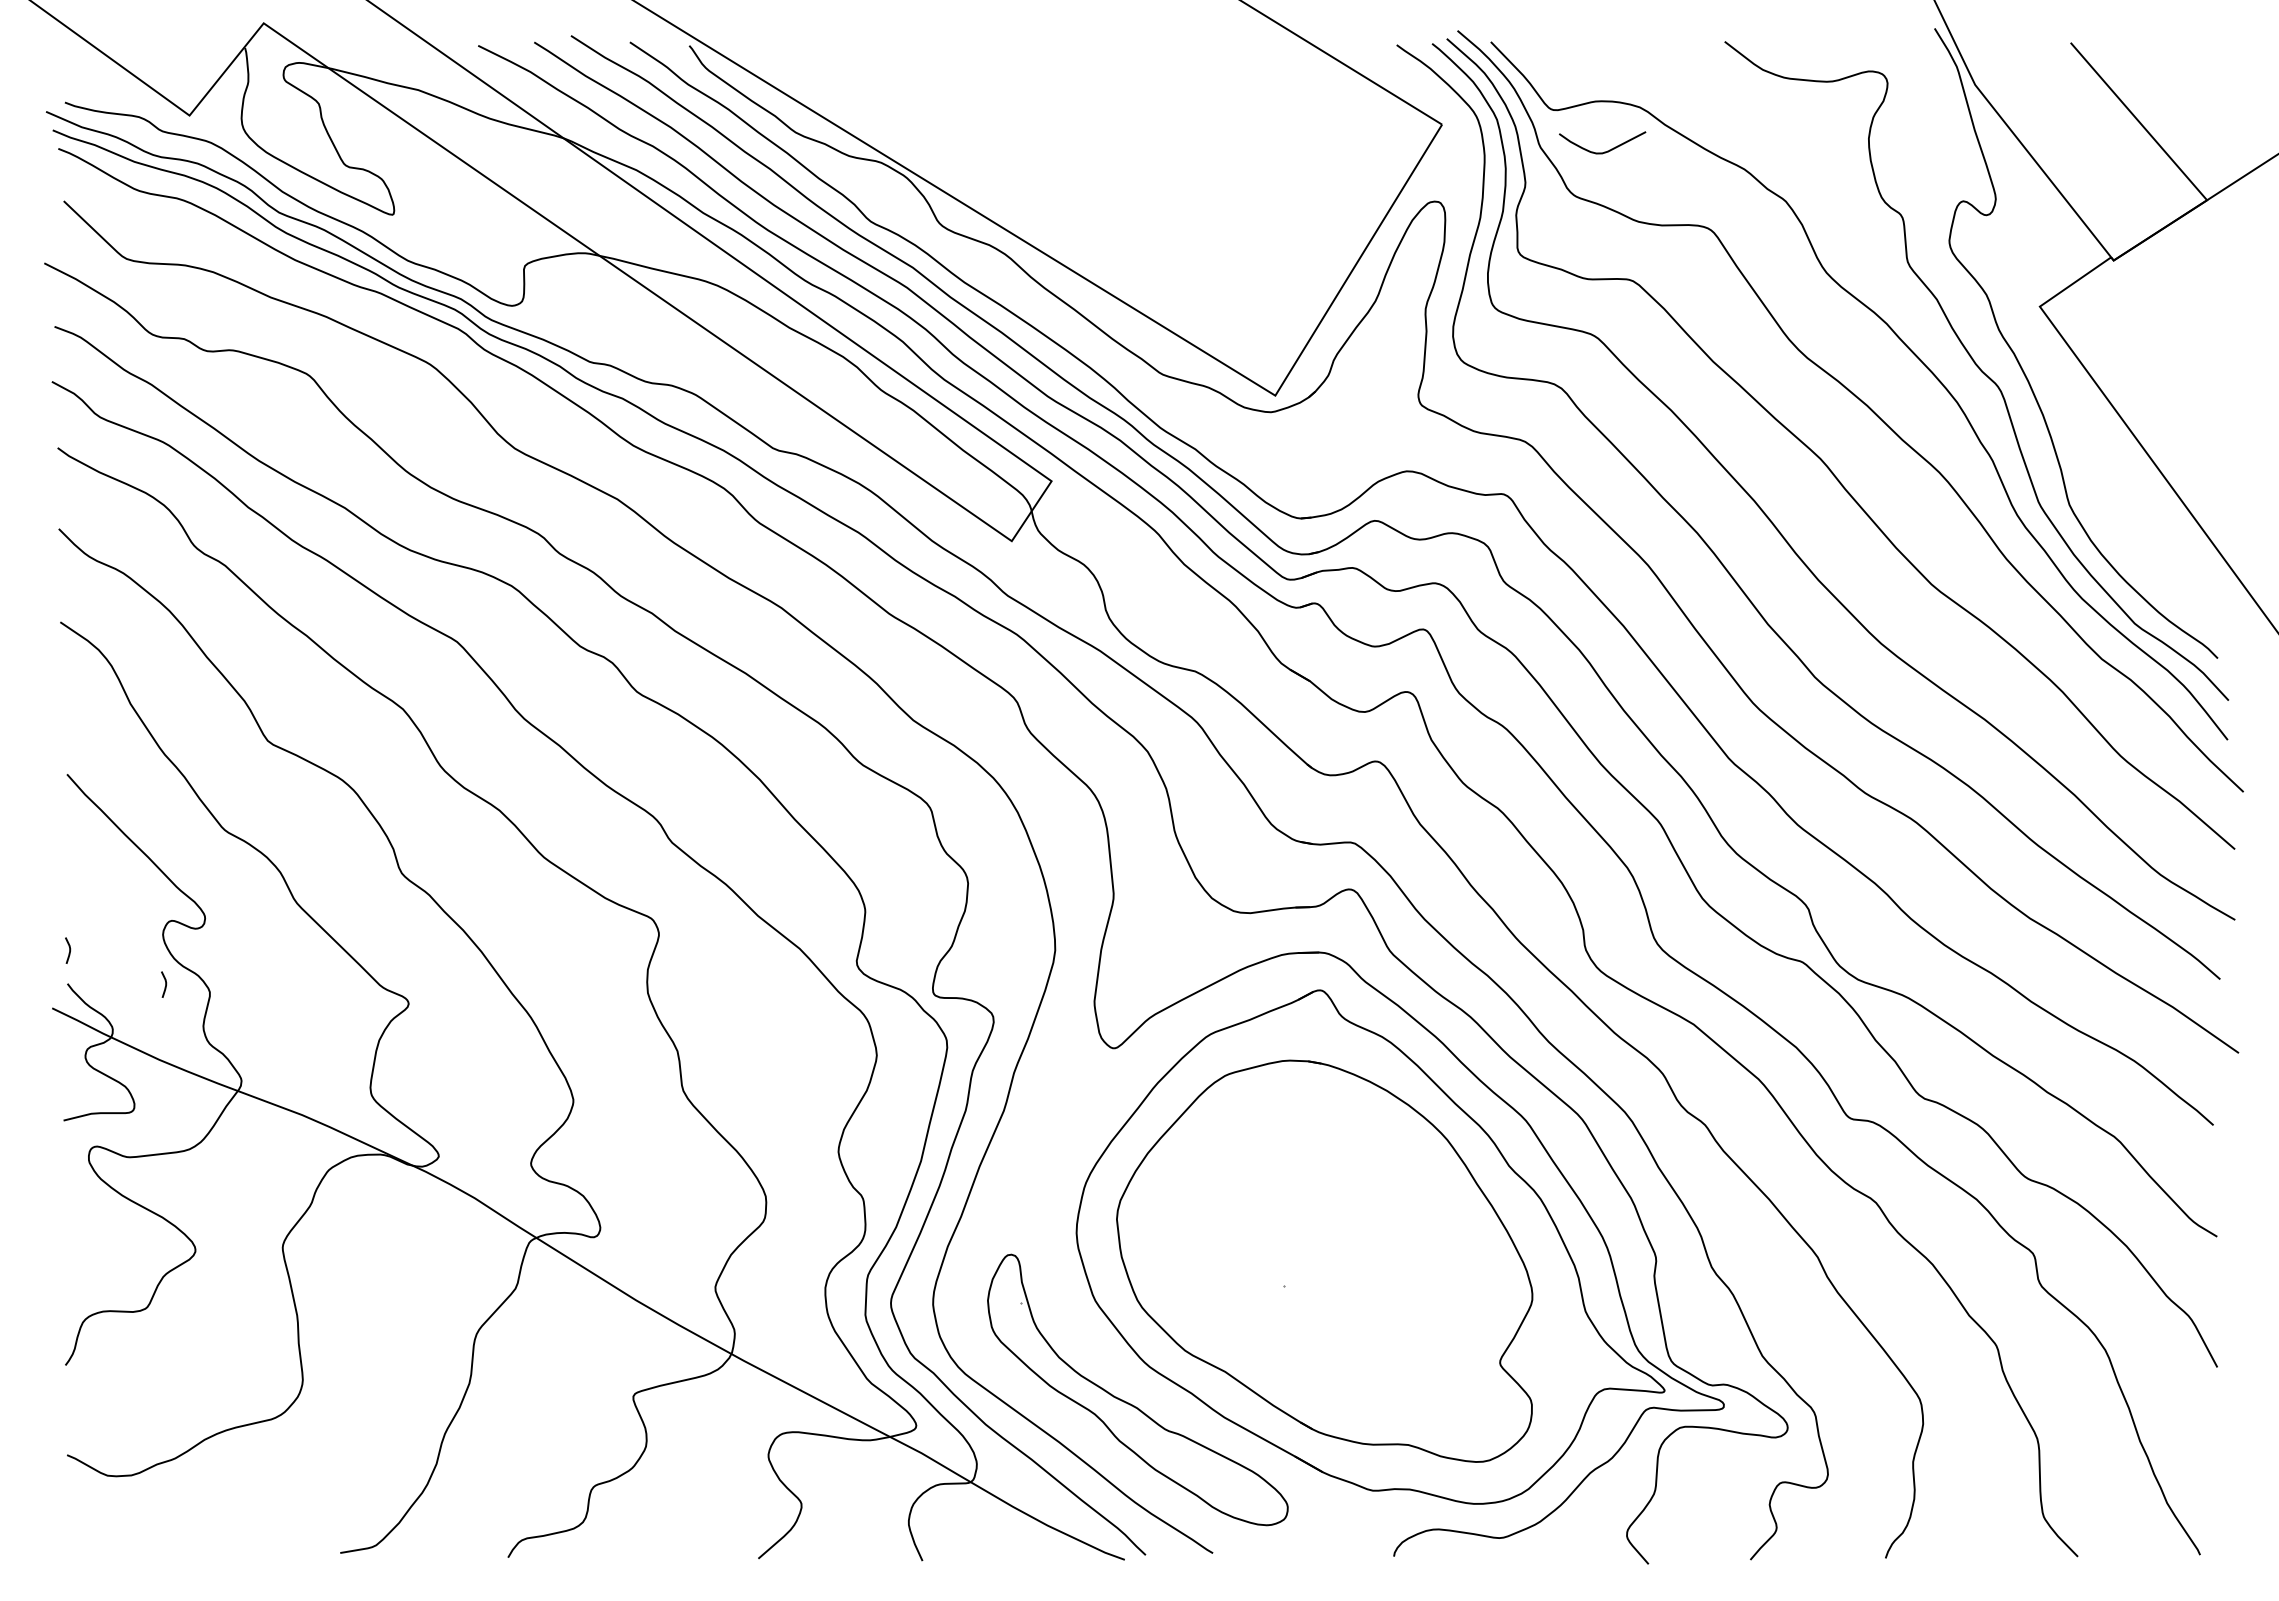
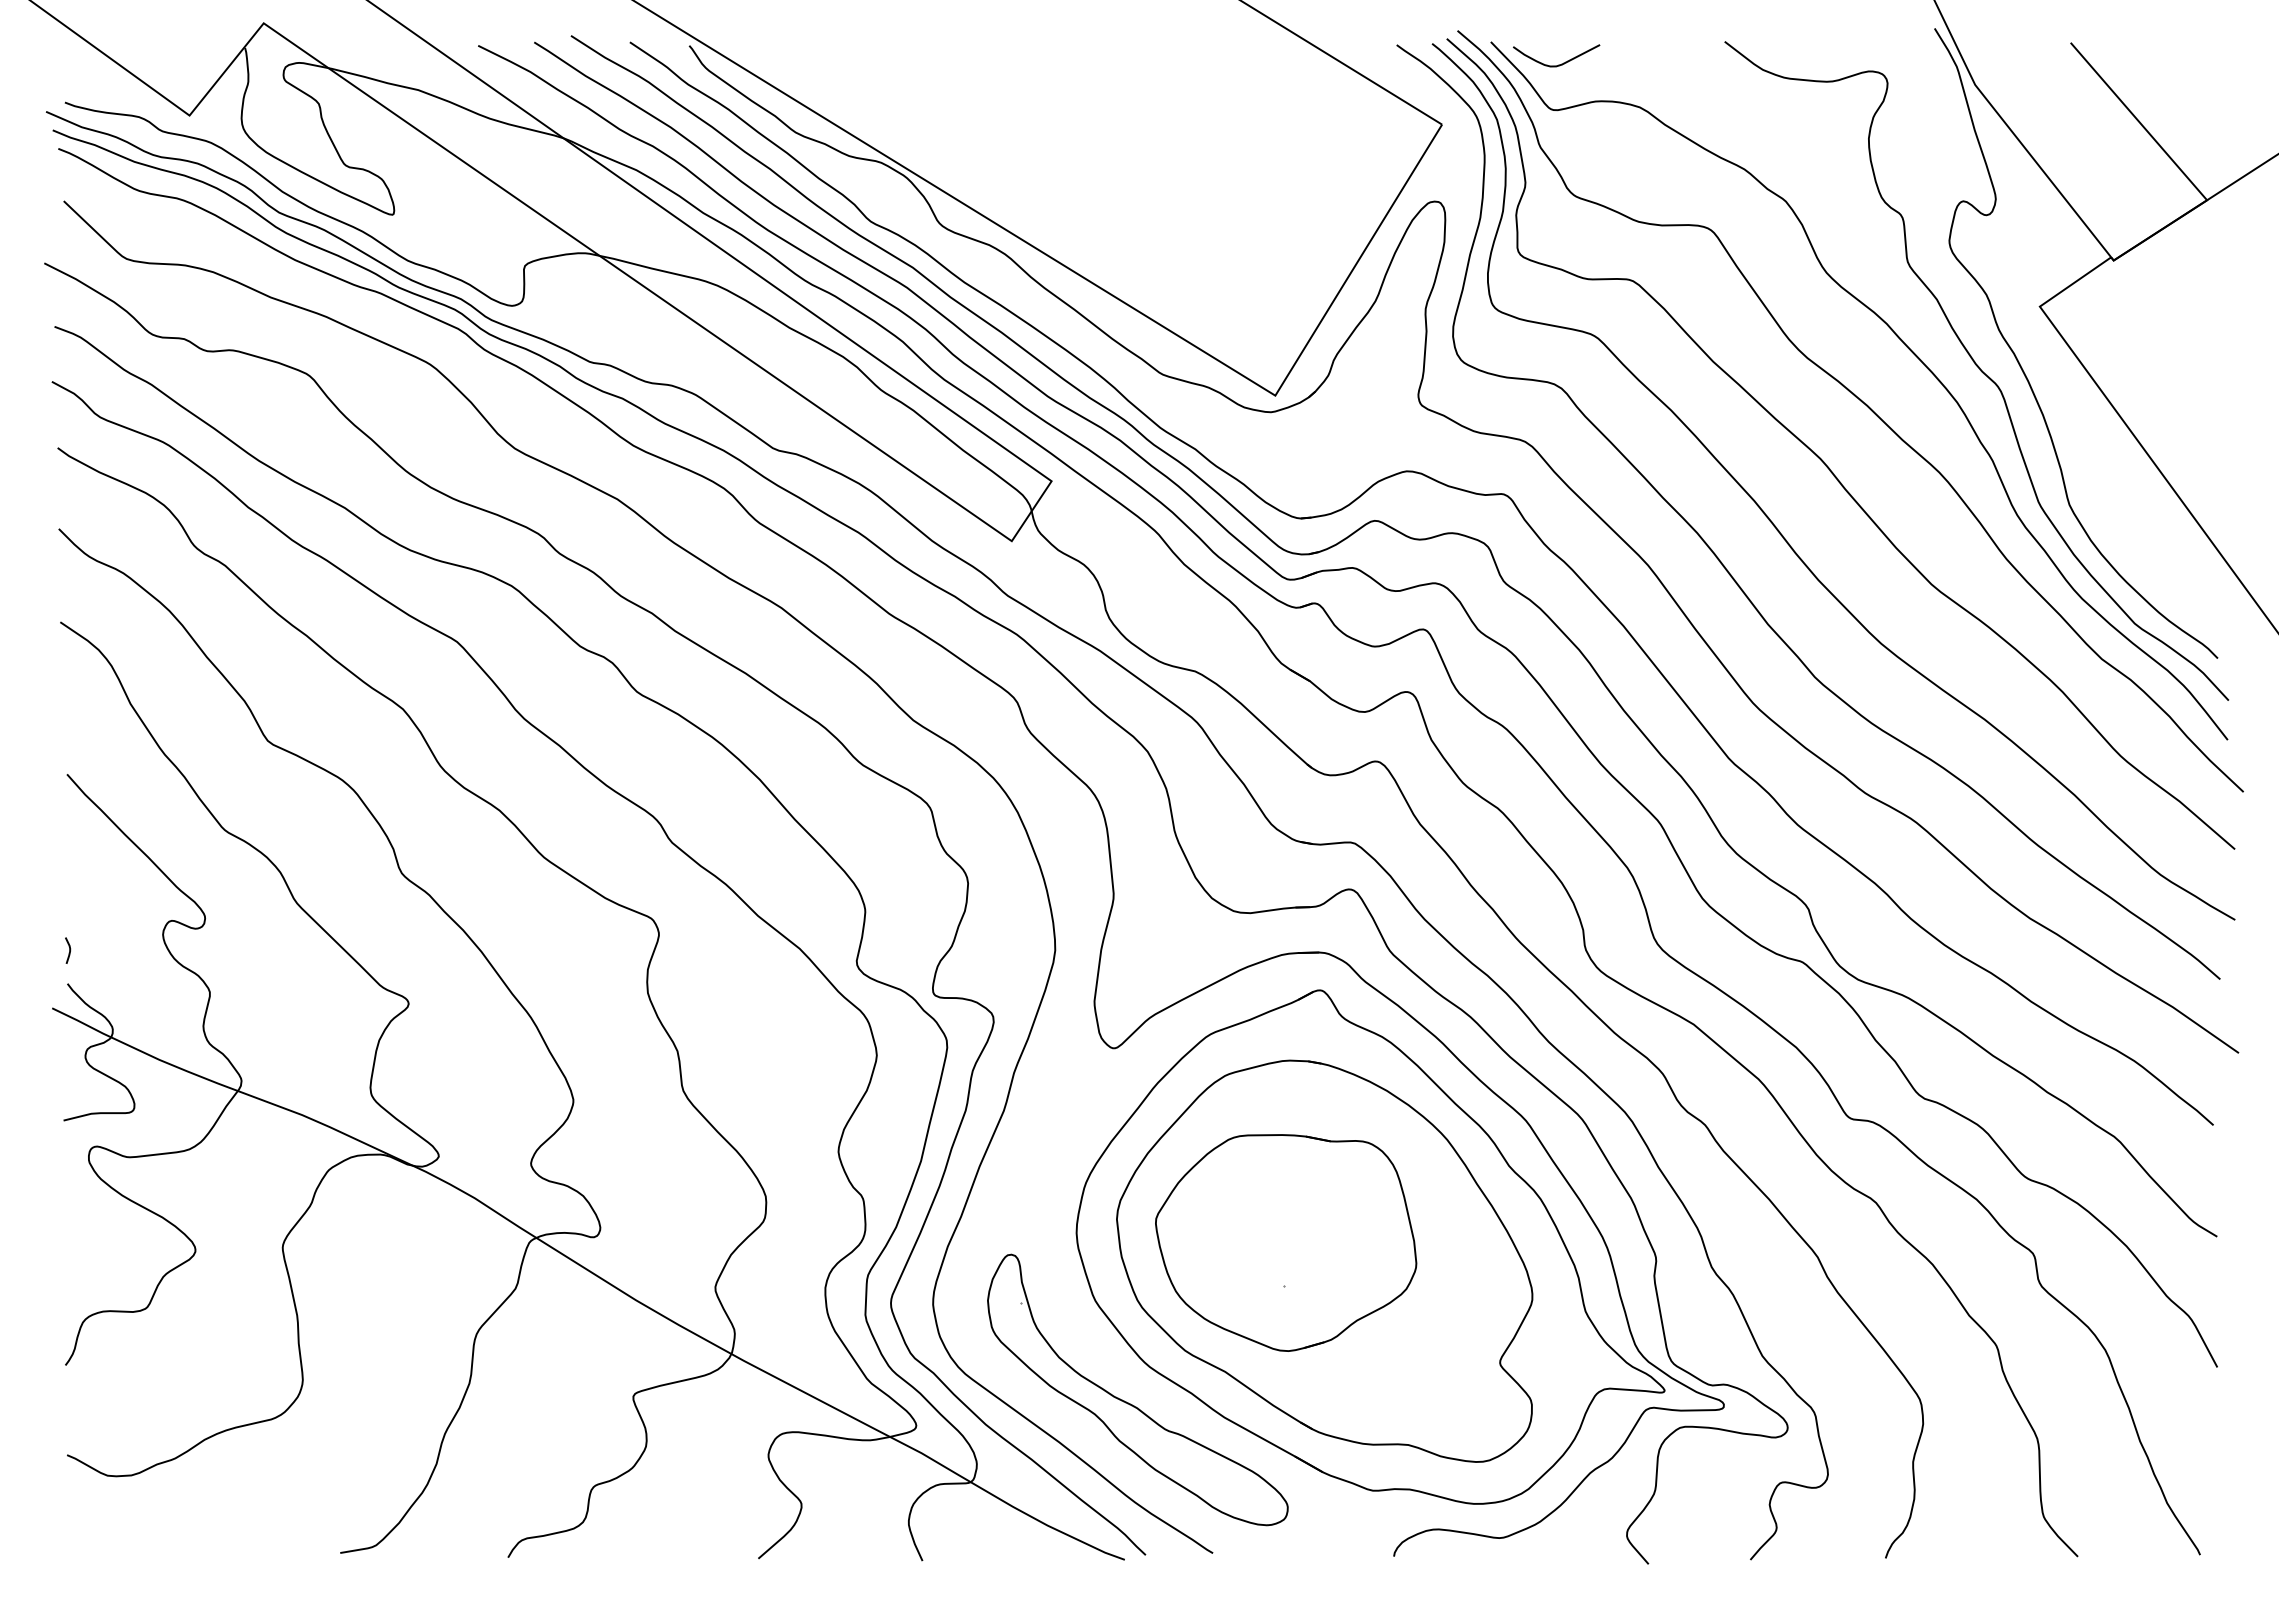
curve position: (1604, 151) -> (1558, 64) (1558, 64)
curve: present -> none (165, 984)
part: none -> present (1286, 1242)
